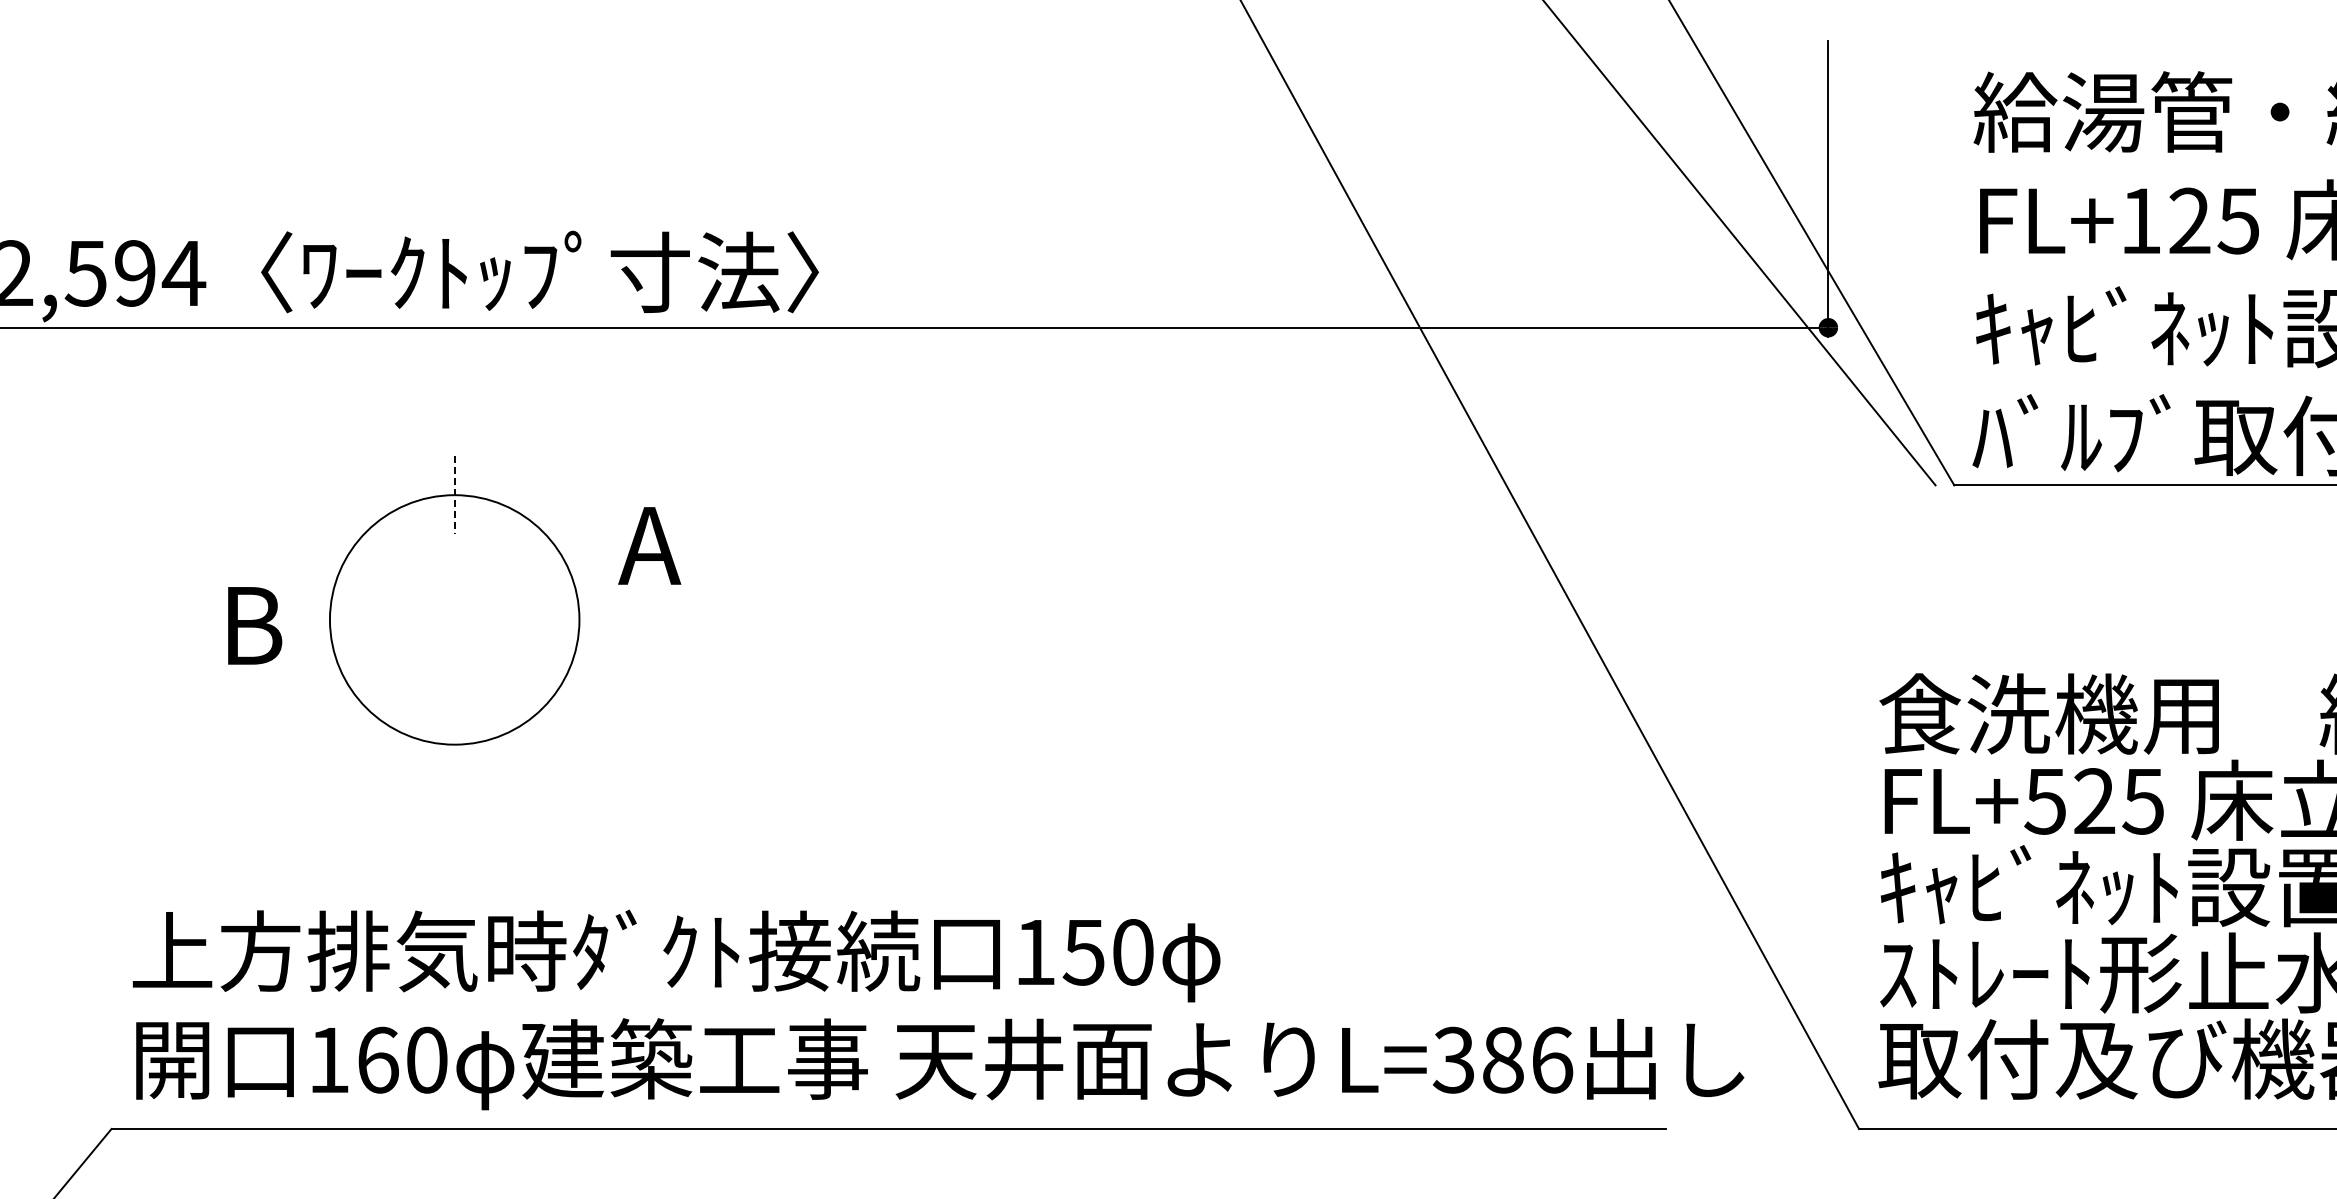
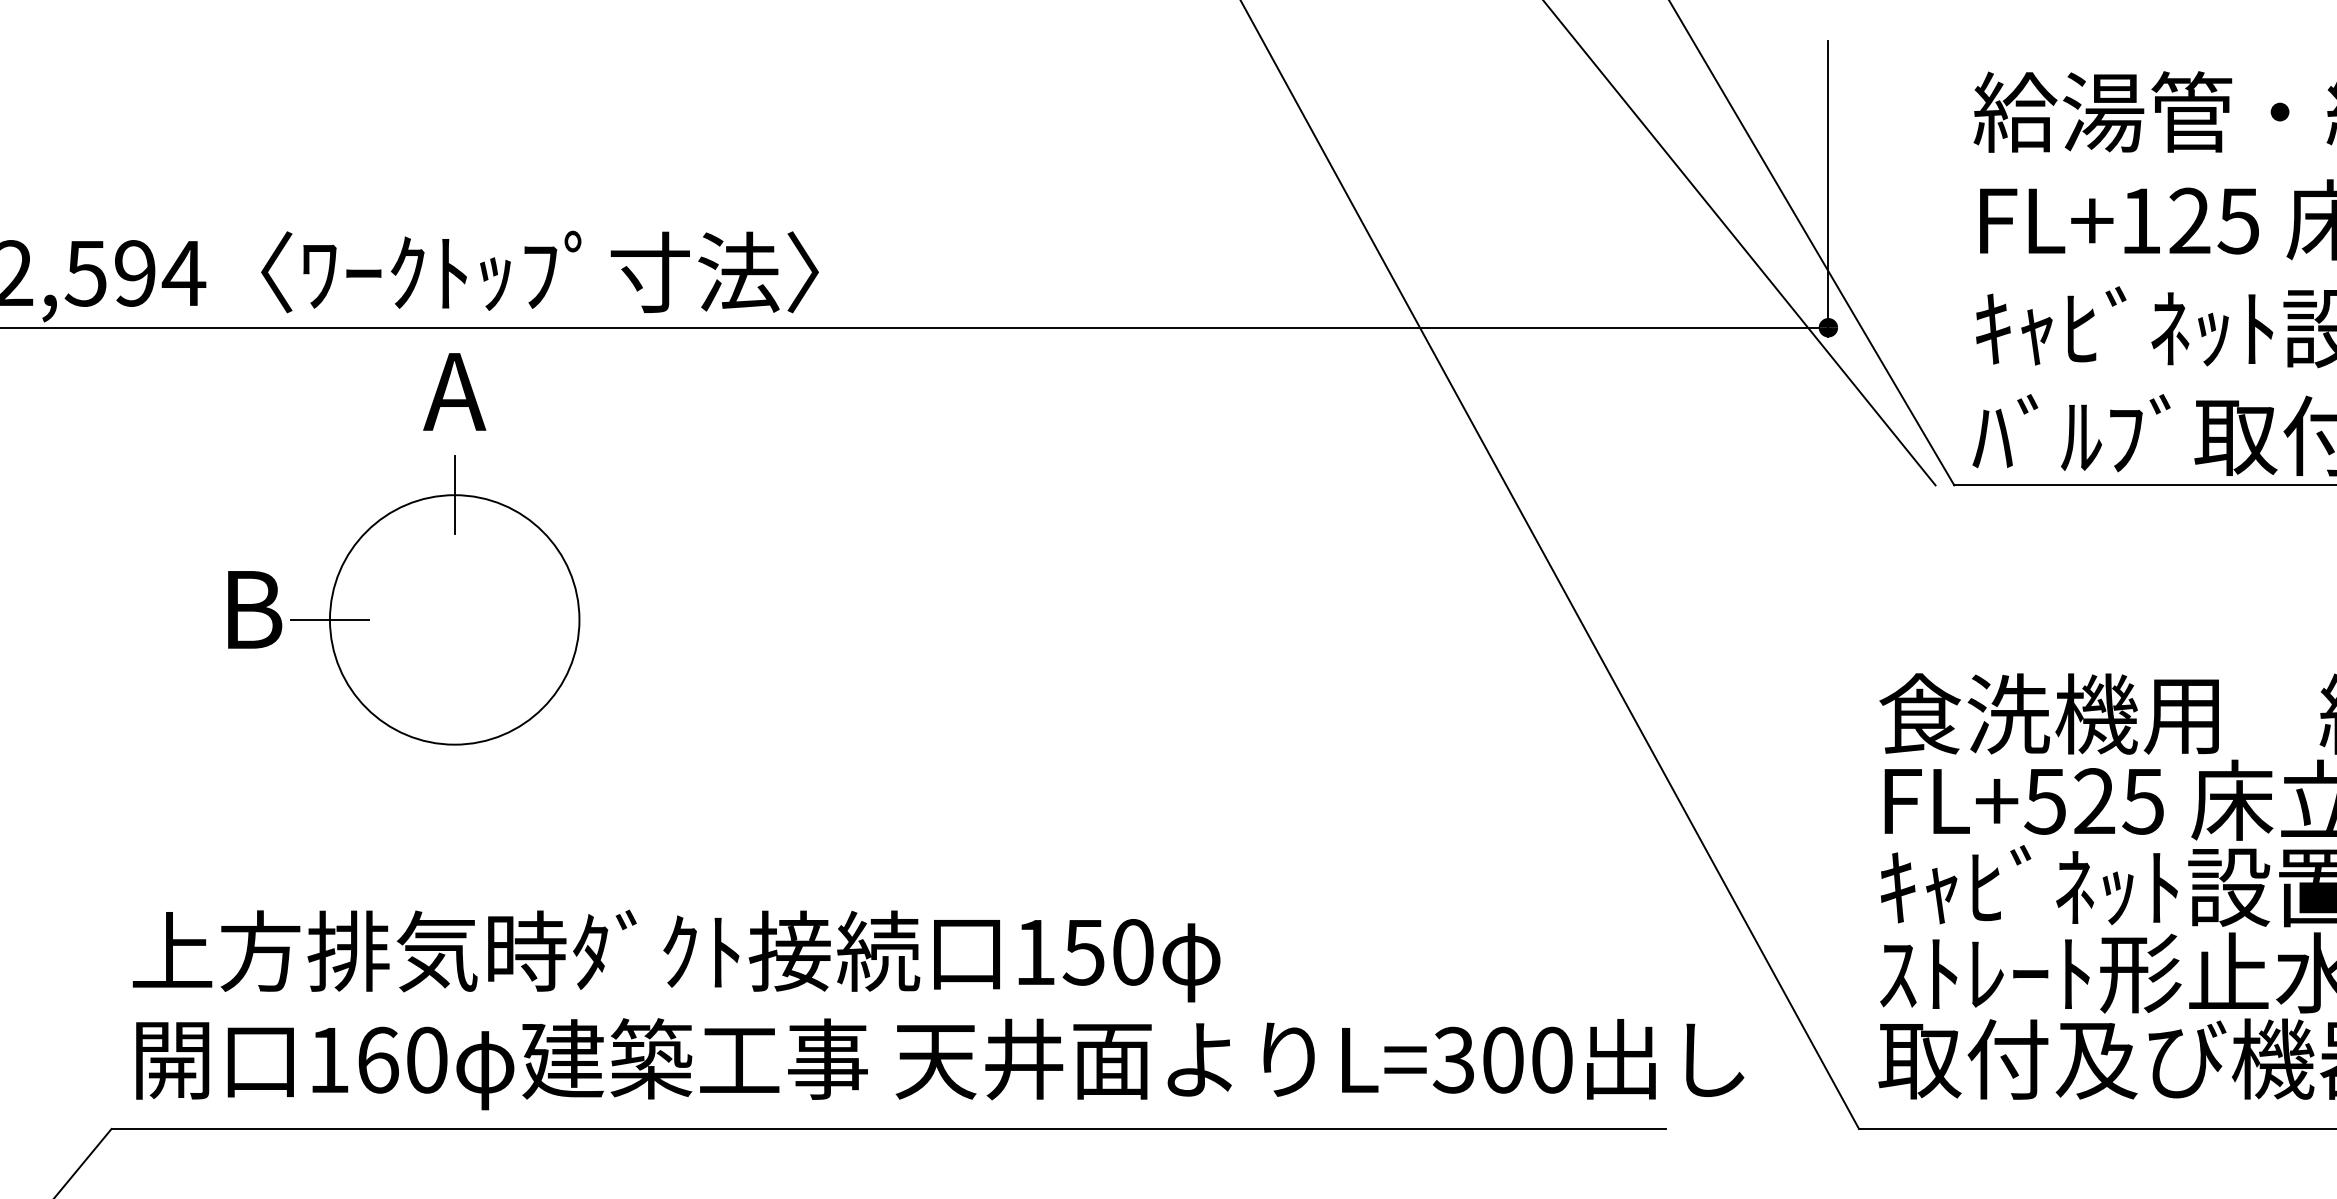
line: dashed -> solid (454, 495)
text position: (649, 545) -> (454, 391) (454, 391)
line: none -> present (329, 619)
text position: (255, 625) -> (255, 609) (255, 609)
text: L=386 -> L=300 (1528, 1059)
